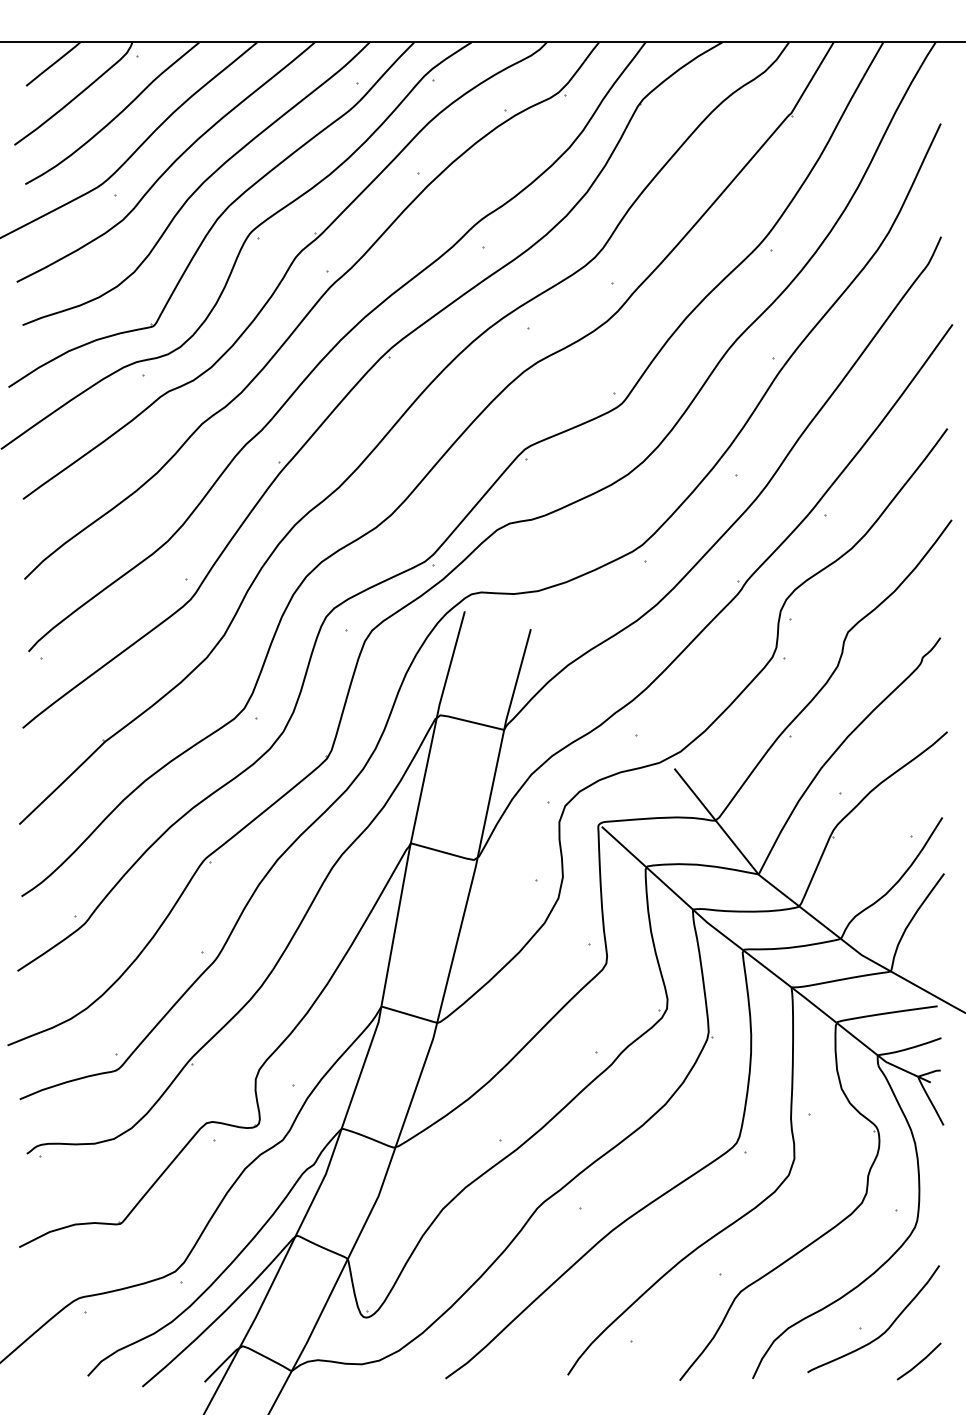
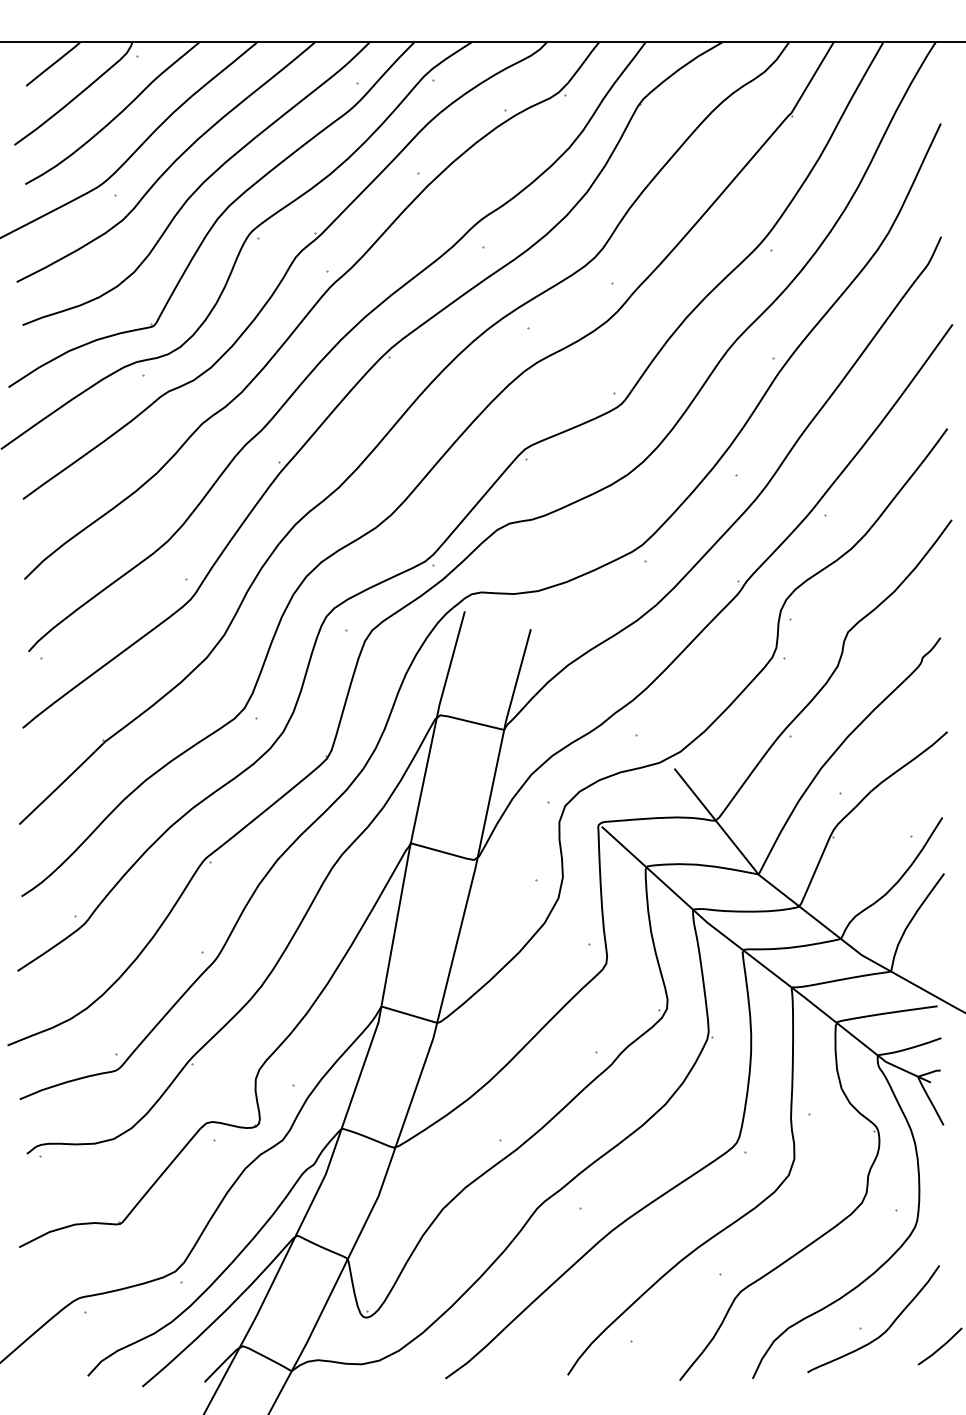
line position: (919, 1361) -> (940, 1346) (940, 1346)
